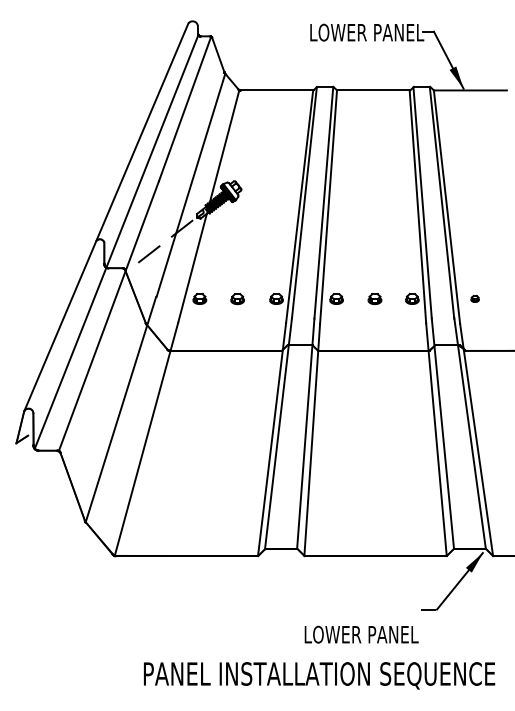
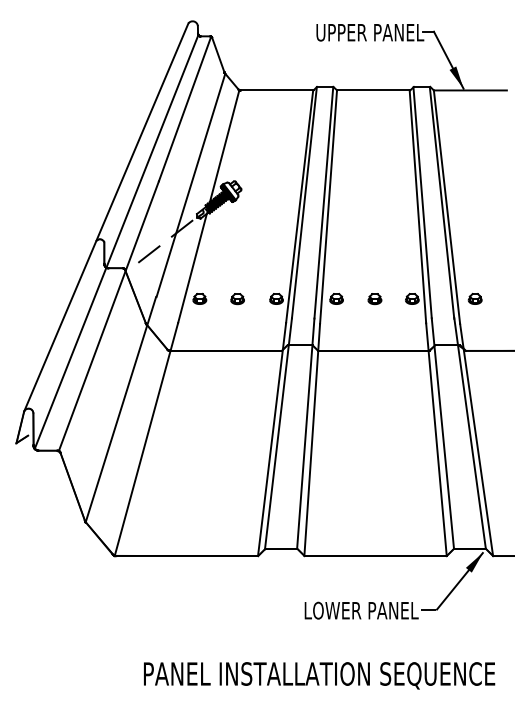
text: LOWER PANEL -> UPPER PANEL (327, 32)
part size: 10x9 px -> 16x12 px (474, 298)
text position: (361, 634) -> (361, 610) (361, 610)
